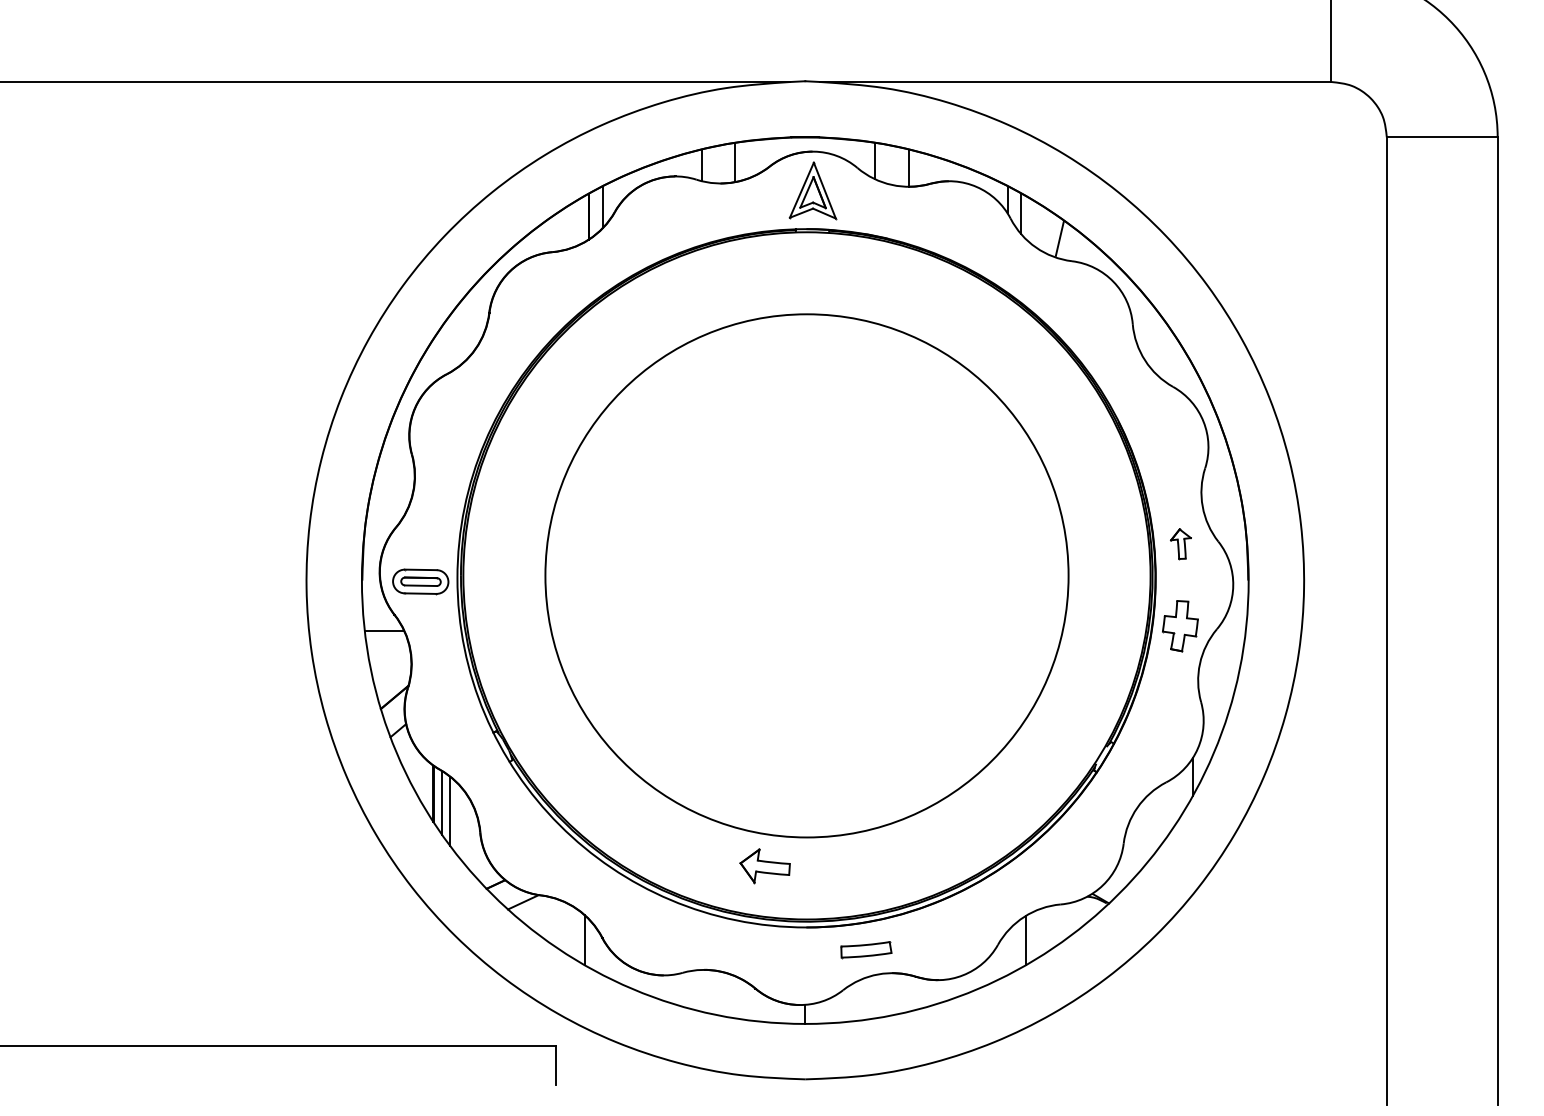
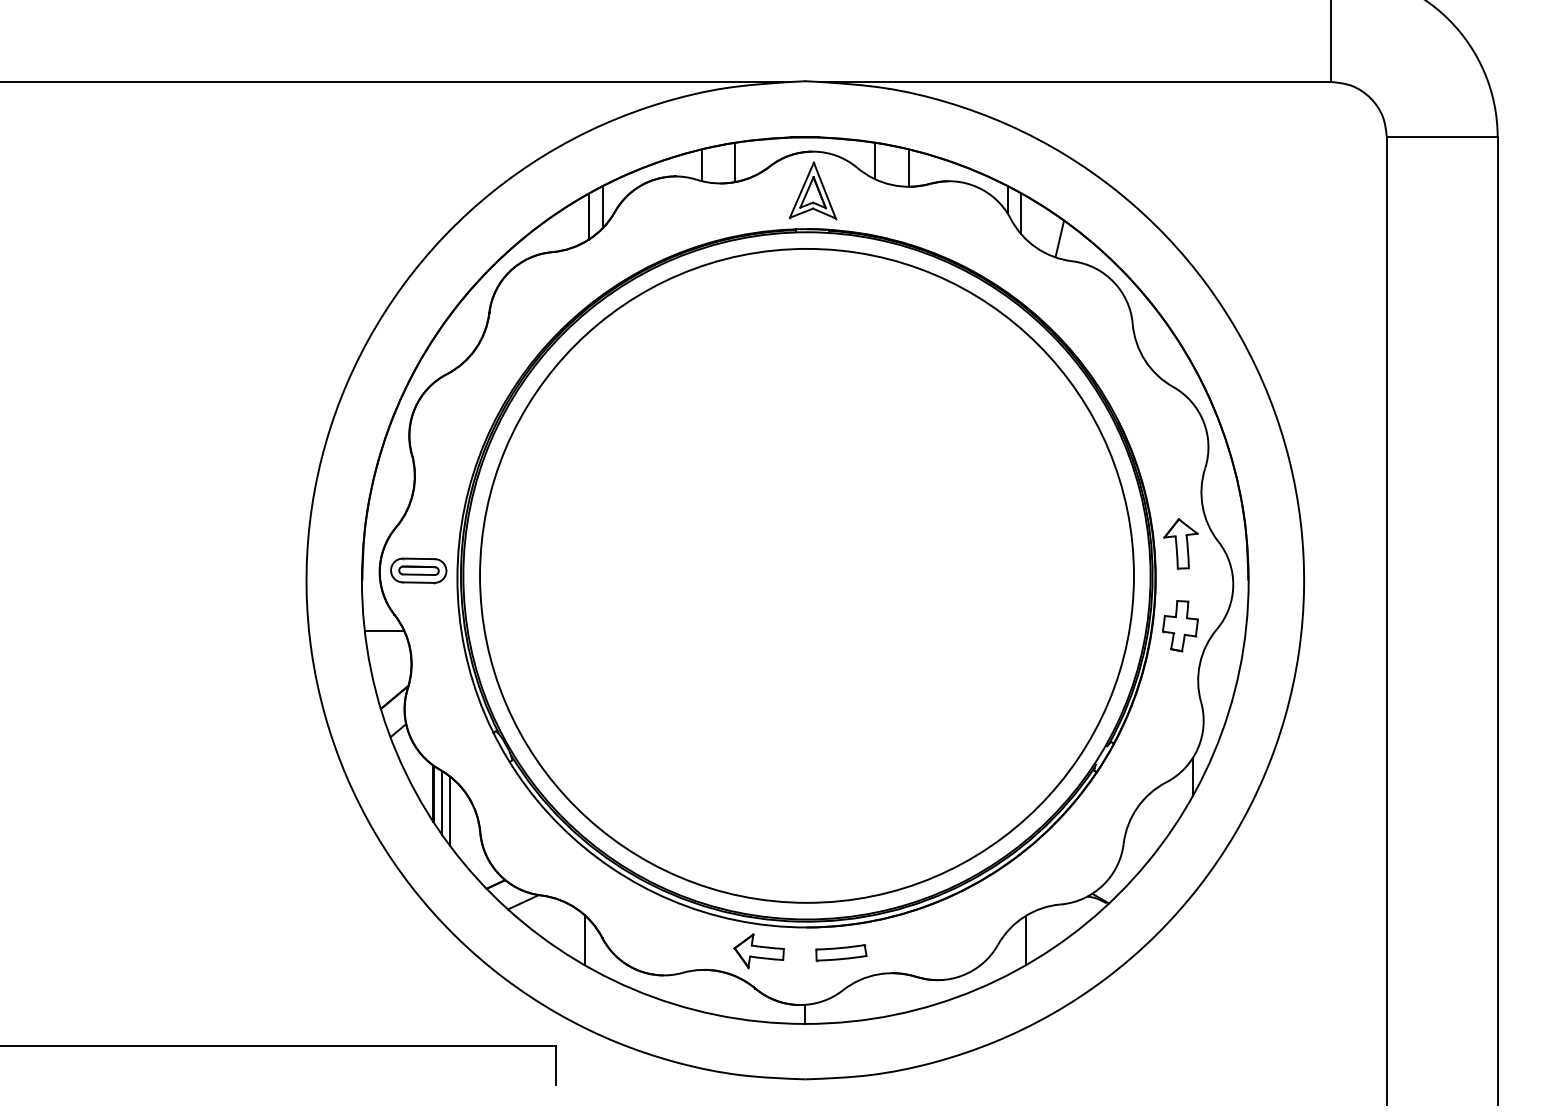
part size: 22x33 px -> 36x53 px (1180, 544)
circle diameter: 523 px -> 654 px (806, 575)
part position: (420, 581) -> (418, 570) (418, 570)
part position: (764, 866) -> (758, 951) (758, 951)
part position: (866, 950) -> (841, 953) (841, 953)
